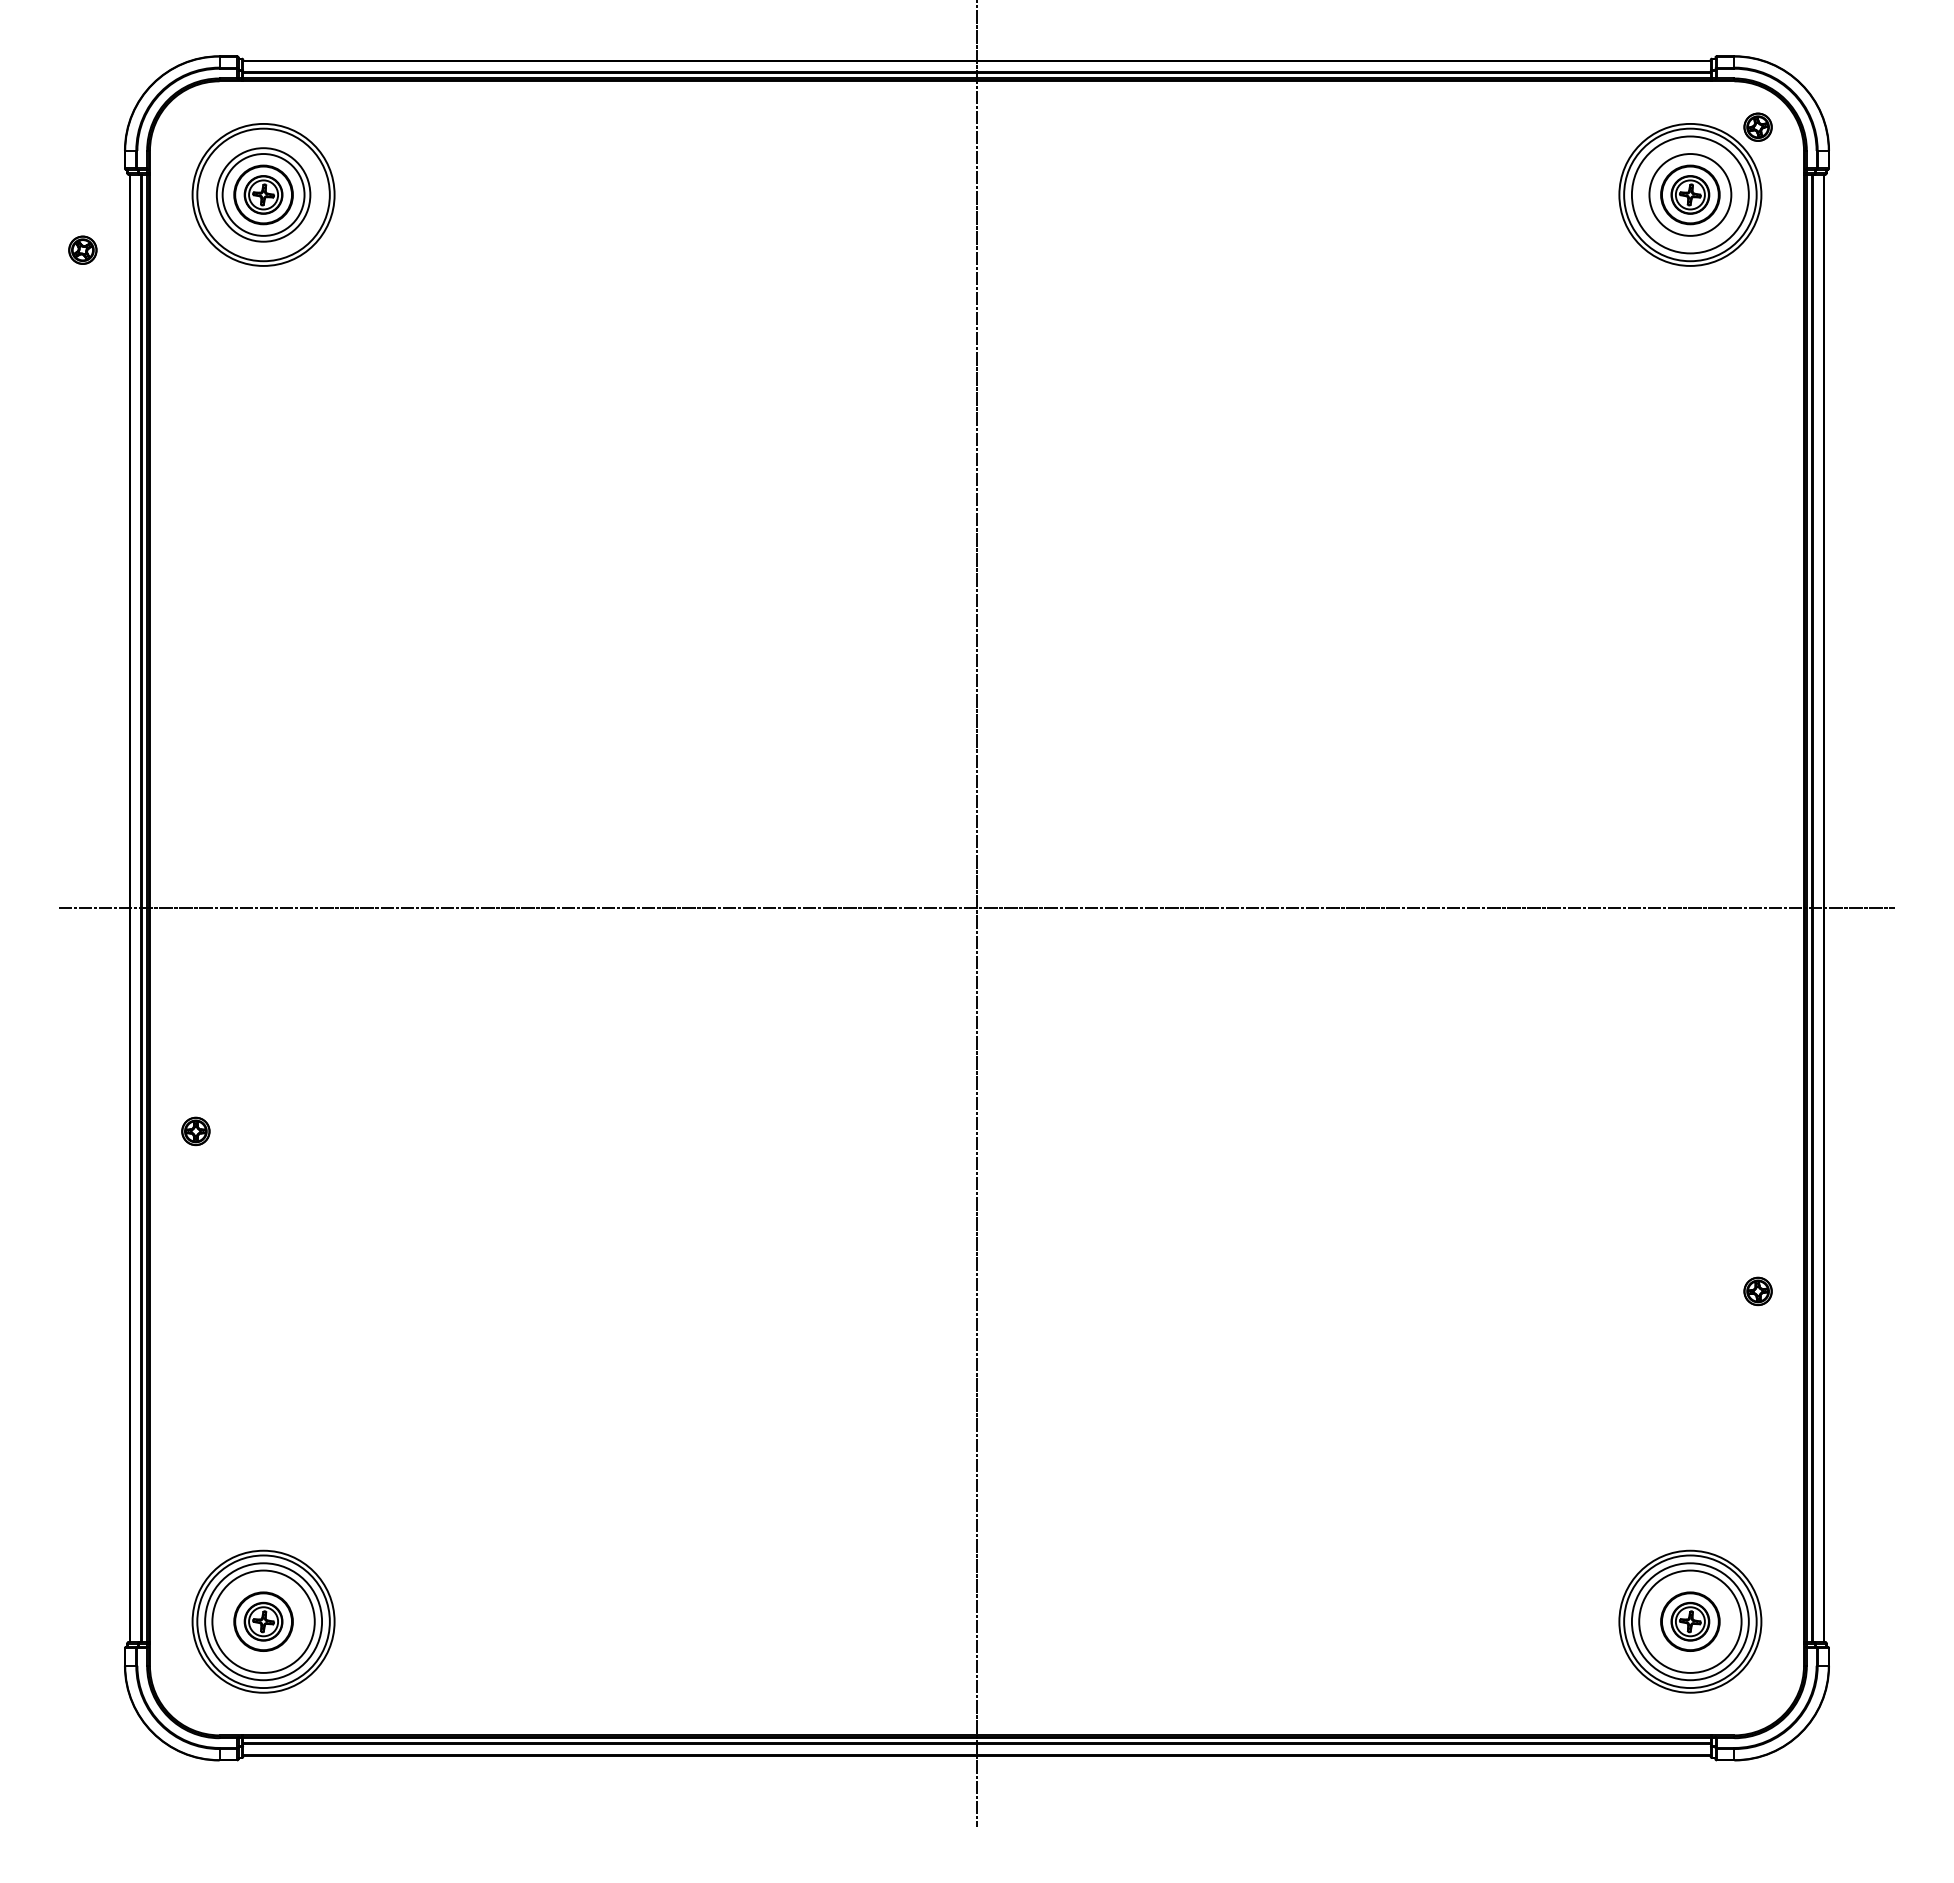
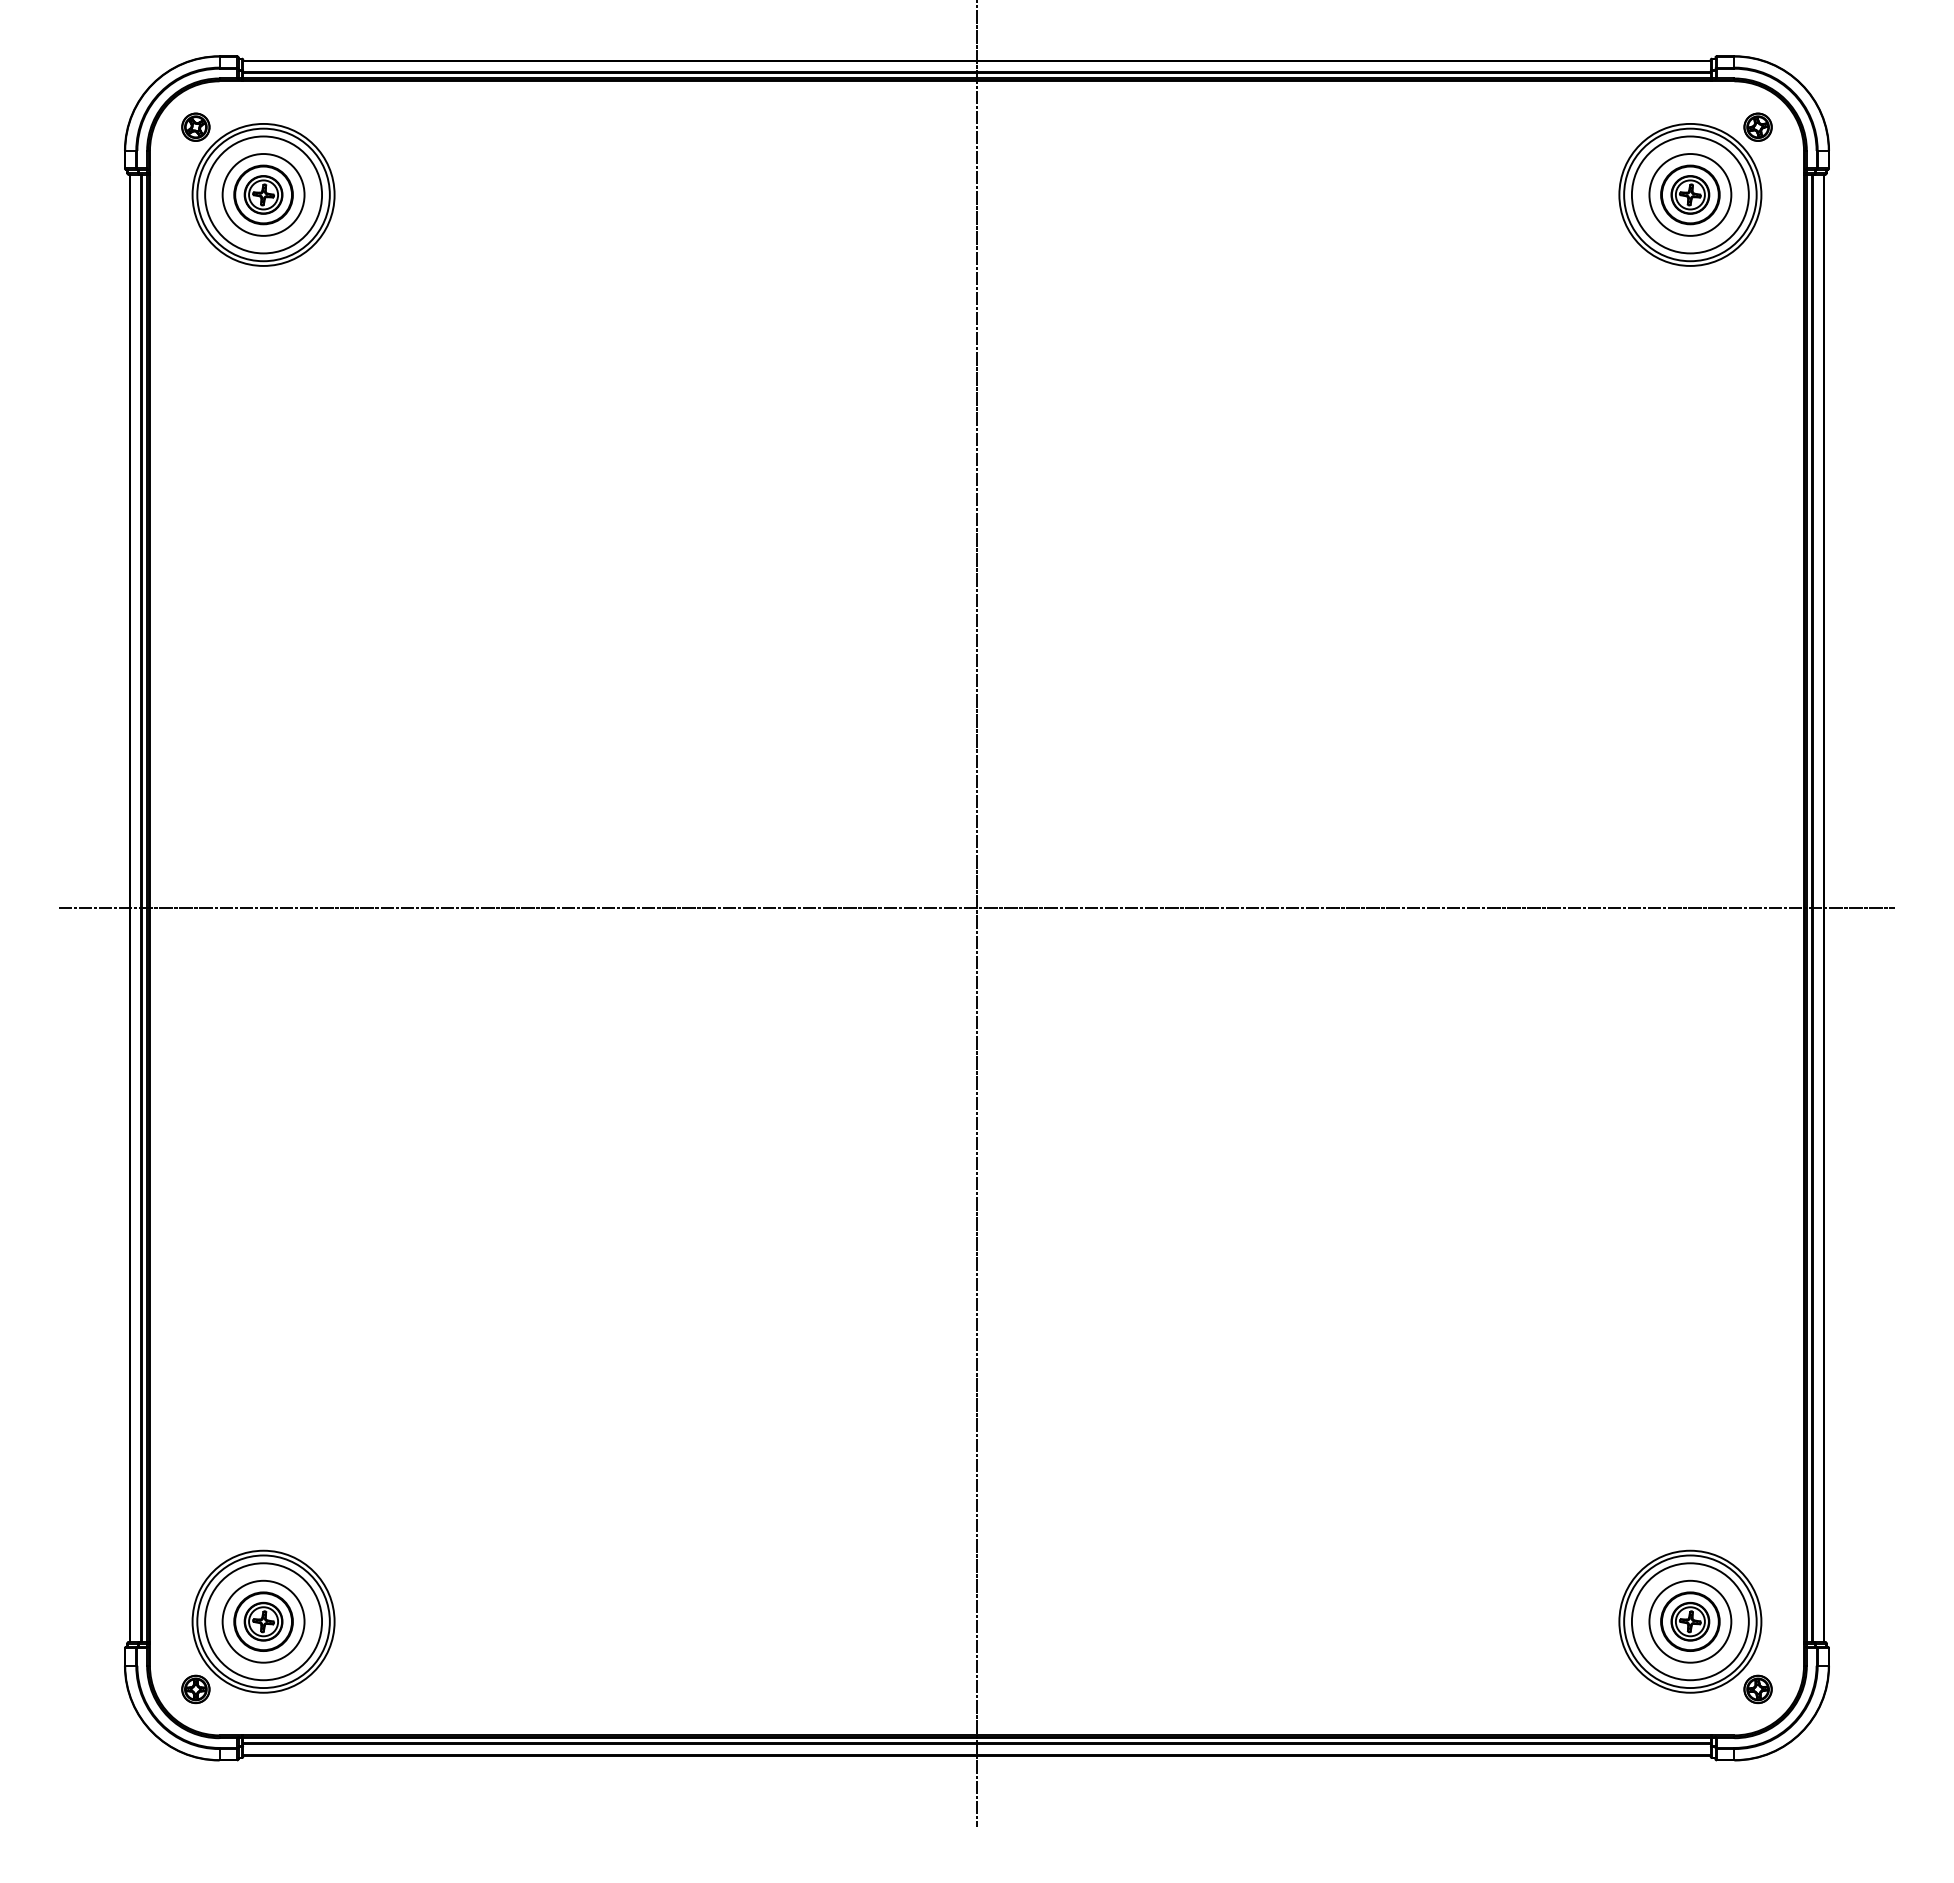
circle diameter: 94 px -> 117 px (263, 194)
part position: (82, 249) -> (195, 126) (195, 126)
part position: (195, 1131) -> (195, 1689) (195, 1689)
part position: (1757, 1291) -> (1757, 1689) (1757, 1689)
circle diameter: 102 px -> 82 px (263, 1621)
circle diameter: 102 px -> 82 px (1690, 1621)
